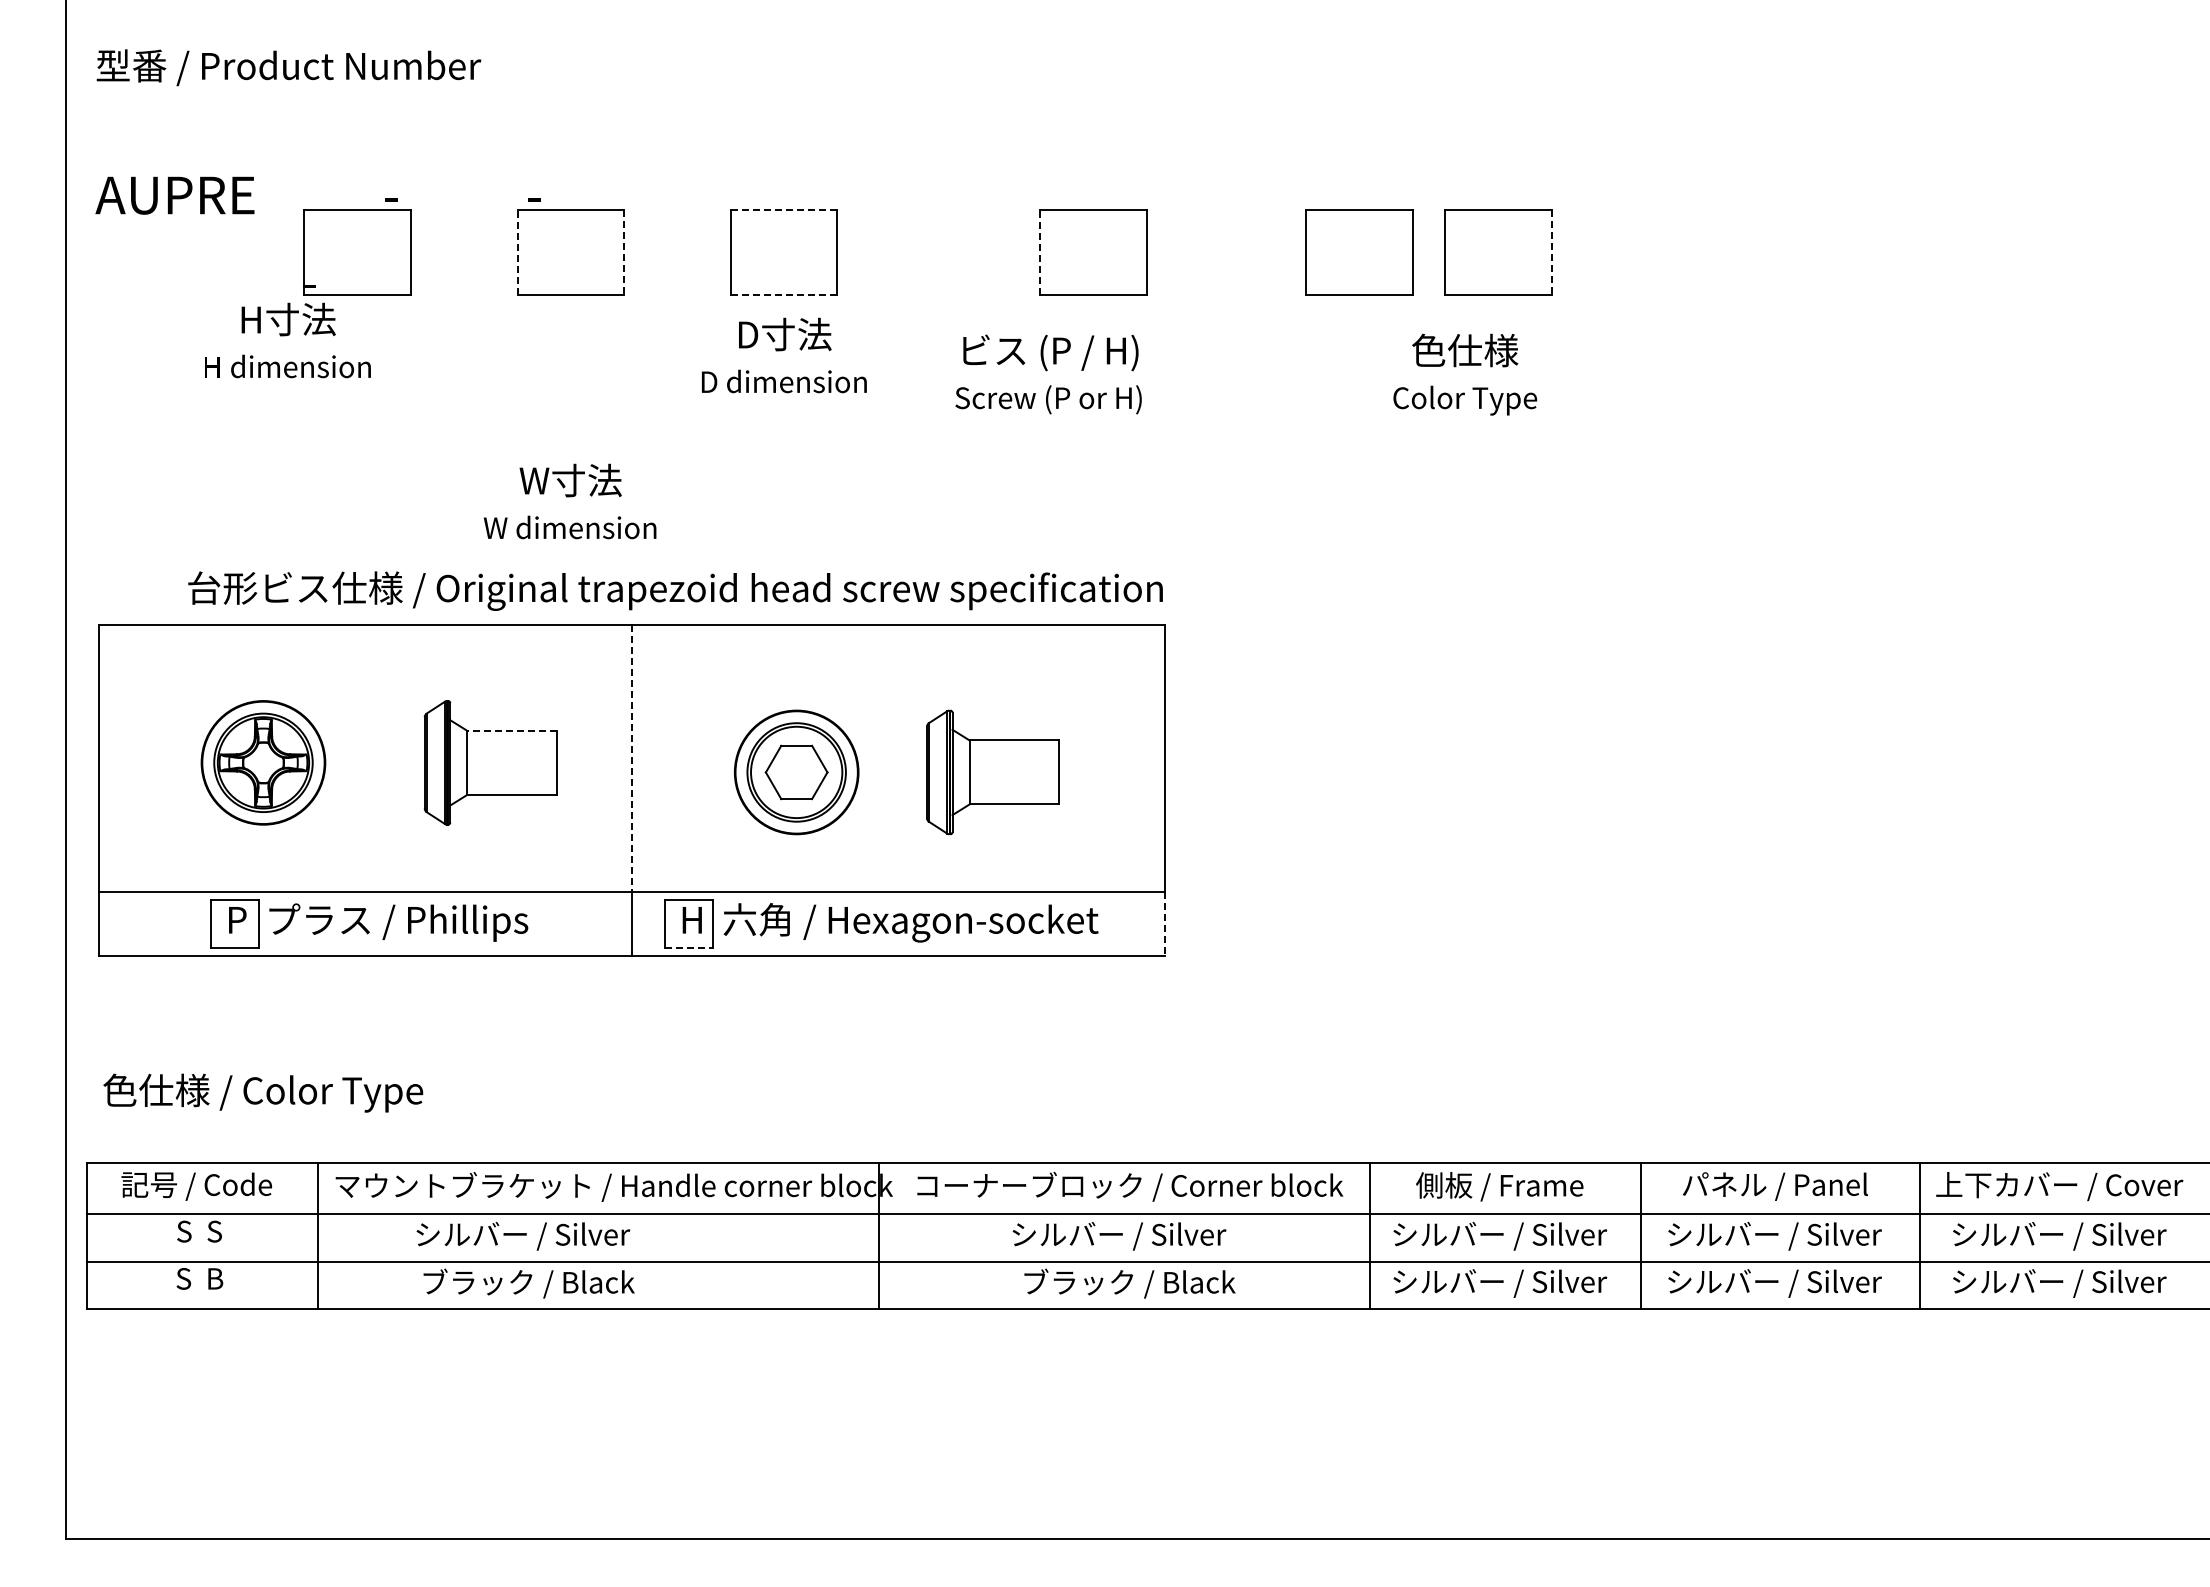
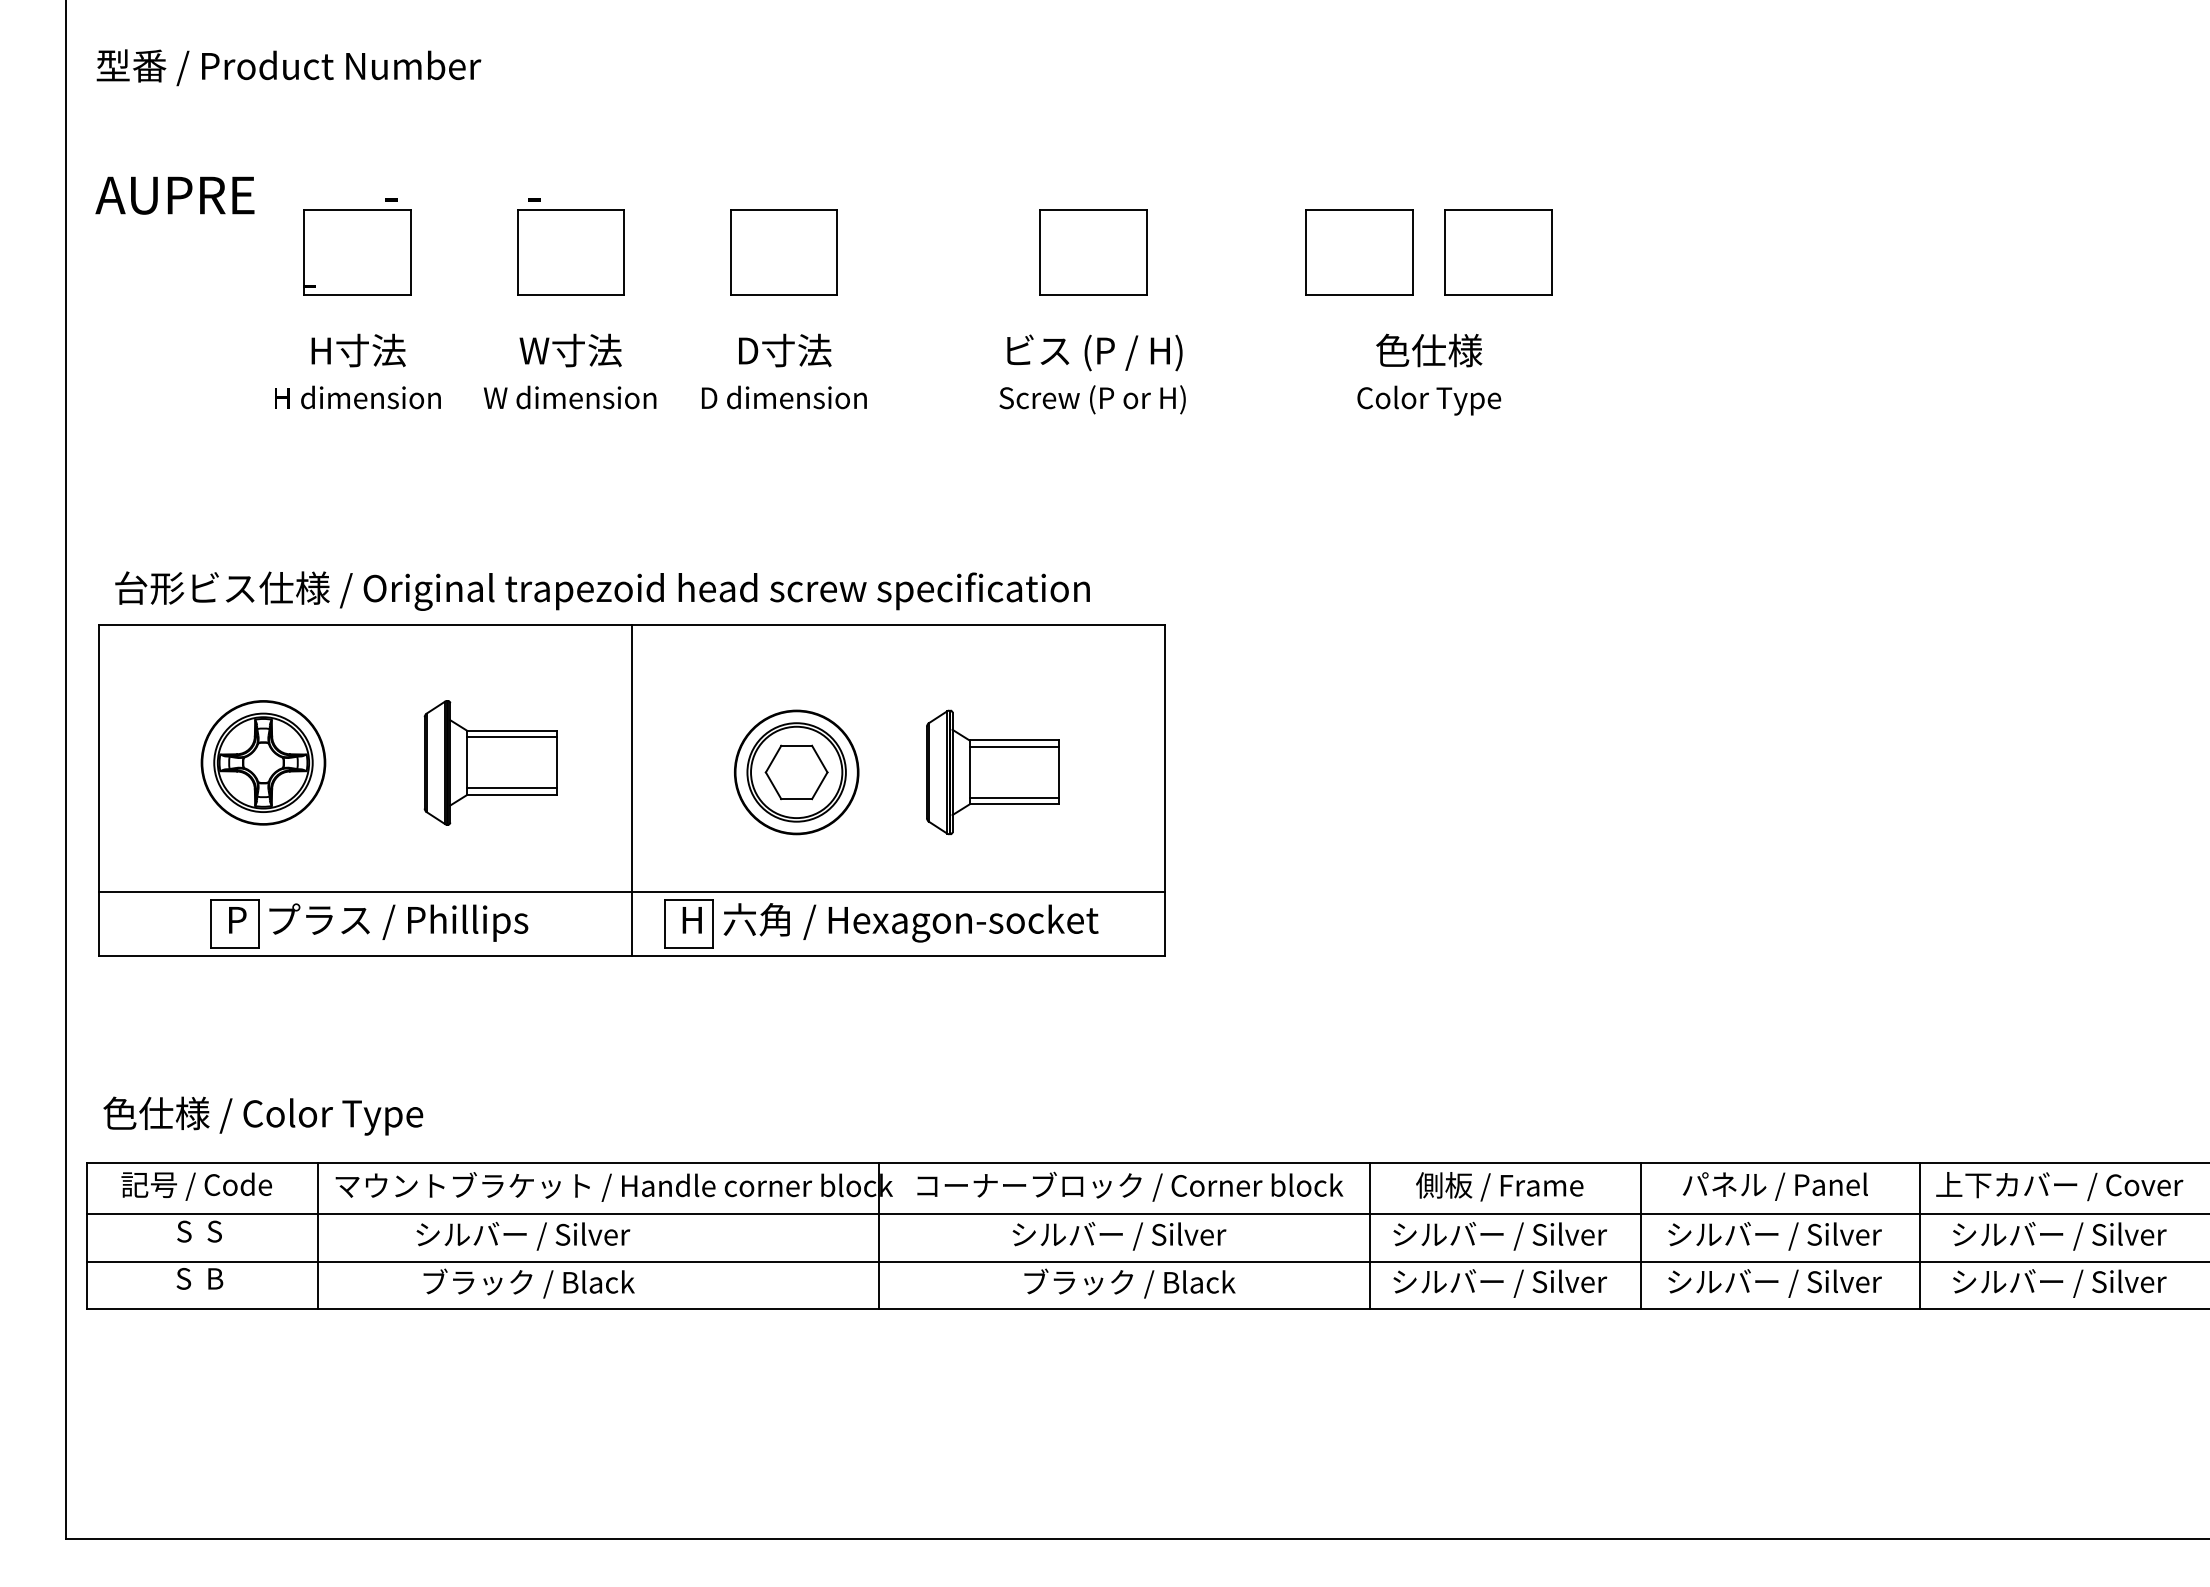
line: dashed -> solid (784, 209)
line: dashed -> solid (517, 252)
line: dashed -> solid (624, 252)
line: dashed -> solid (1039, 252)
line: dashed -> solid (1551, 252)
line: dashed -> solid (783, 295)
text position: (287, 340) -> (357, 371) (357, 371)
text position: (784, 355) -> (784, 371) (784, 371)
text position: (1048, 374) -> (1092, 374) (1092, 374)
text position: (1465, 374) -> (1429, 374) (1429, 374)
text position: (570, 501) -> (570, 371) (570, 371)
text position: (675, 590) -> (602, 590) (602, 590)
line: dashed -> solid (512, 730)
line: none -> present (511, 737)
line: none -> present (1014, 746)
line: dashed -> solid (631, 758)
line: none -> present (511, 788)
line: none -> present (1014, 798)
line: dashed -> solid (1164, 923)
line: dashed -> solid (688, 947)
text position: (263, 1092) -> (263, 1115) (263, 1115)
